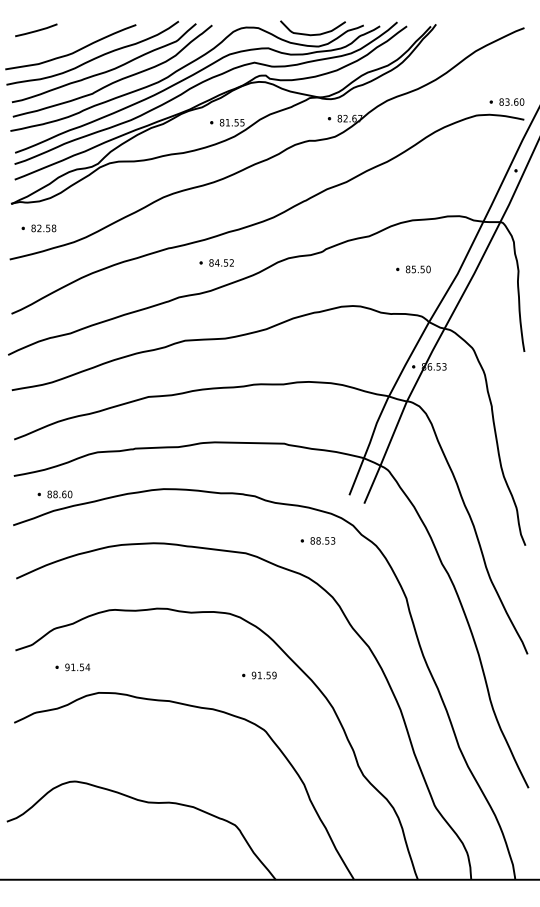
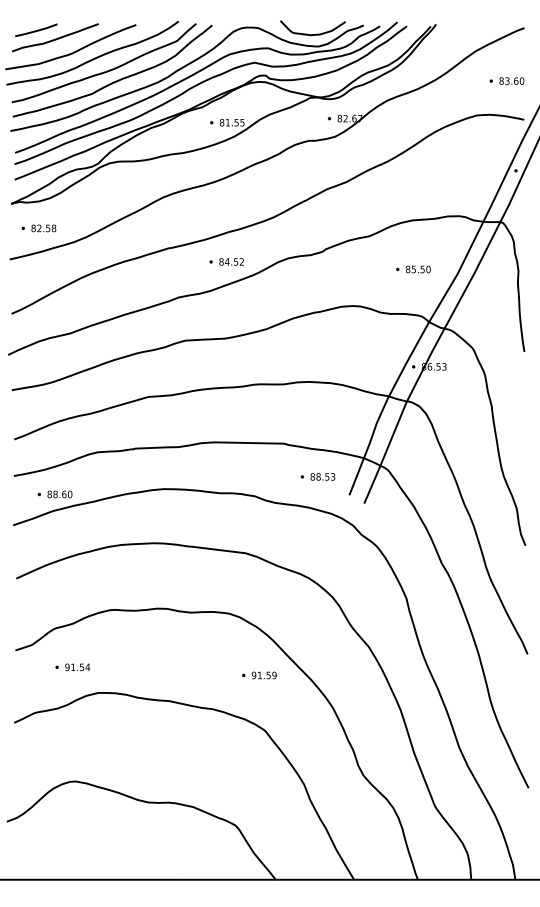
curve: none -> present (55, 38)
part position: (506, 101) -> (506, 80) (506, 80)
part position: (216, 262) -> (226, 261) (226, 261)
part position: (317, 540) -> (317, 476) (317, 476)
